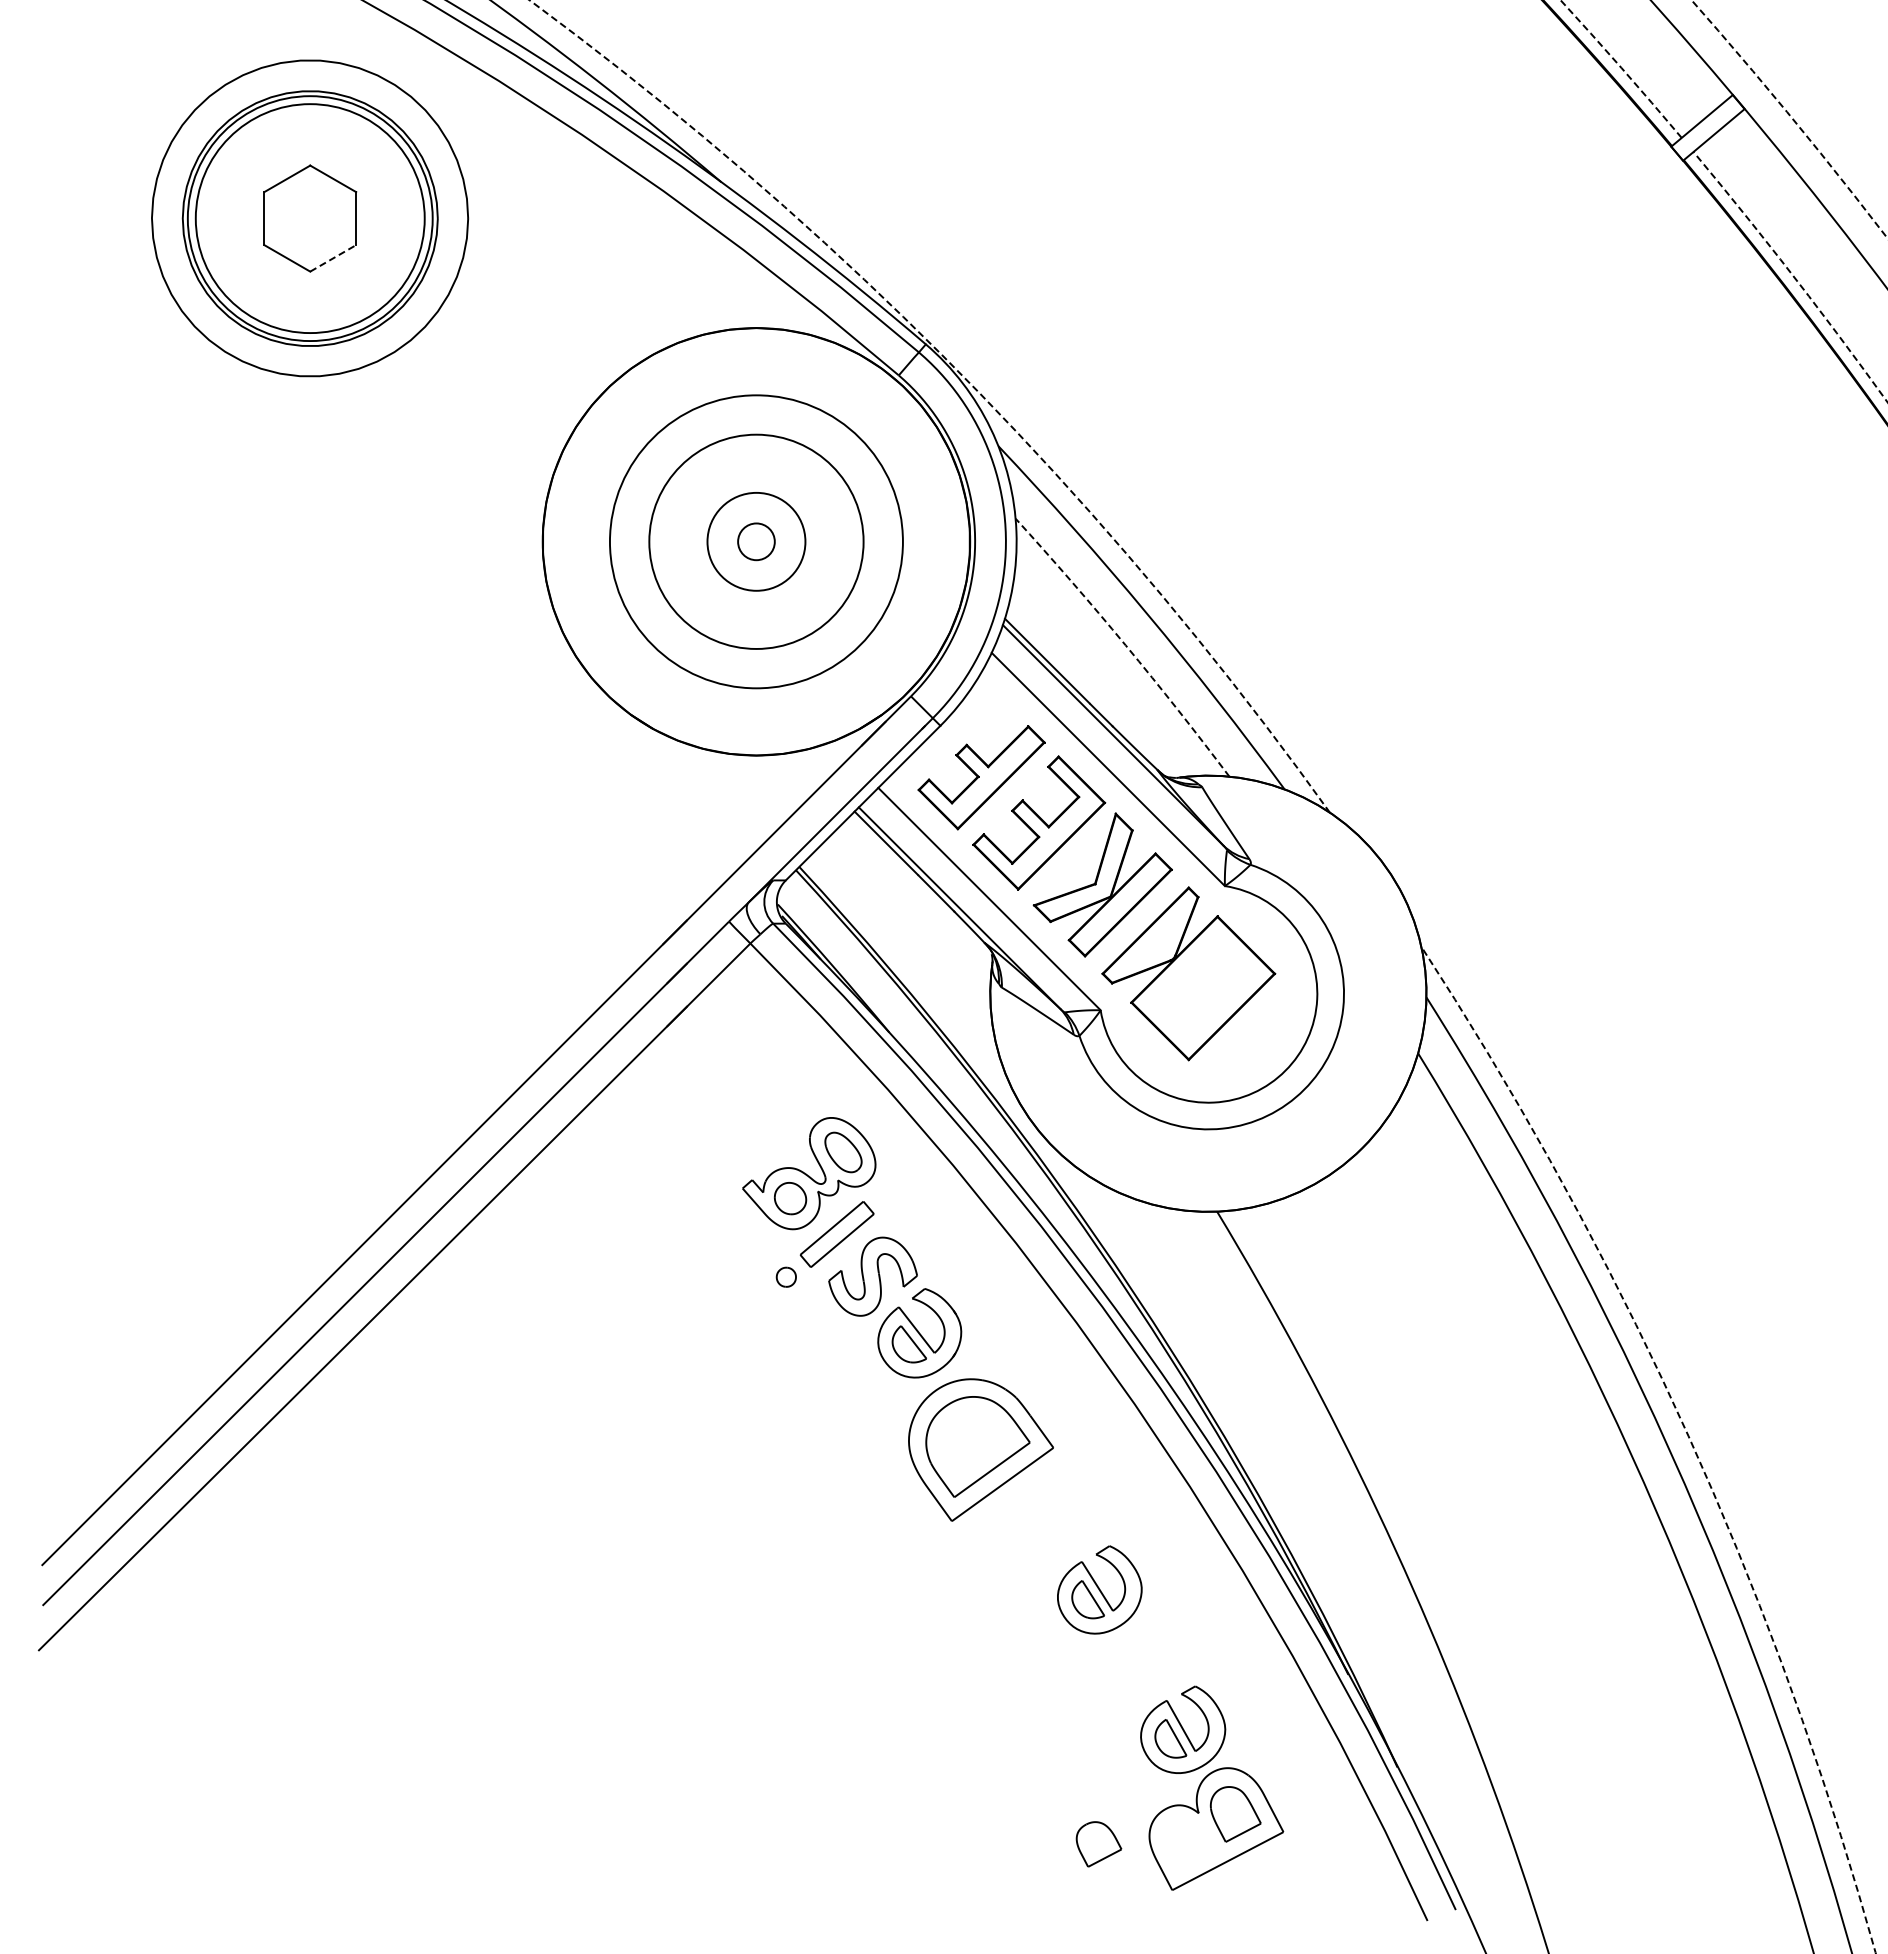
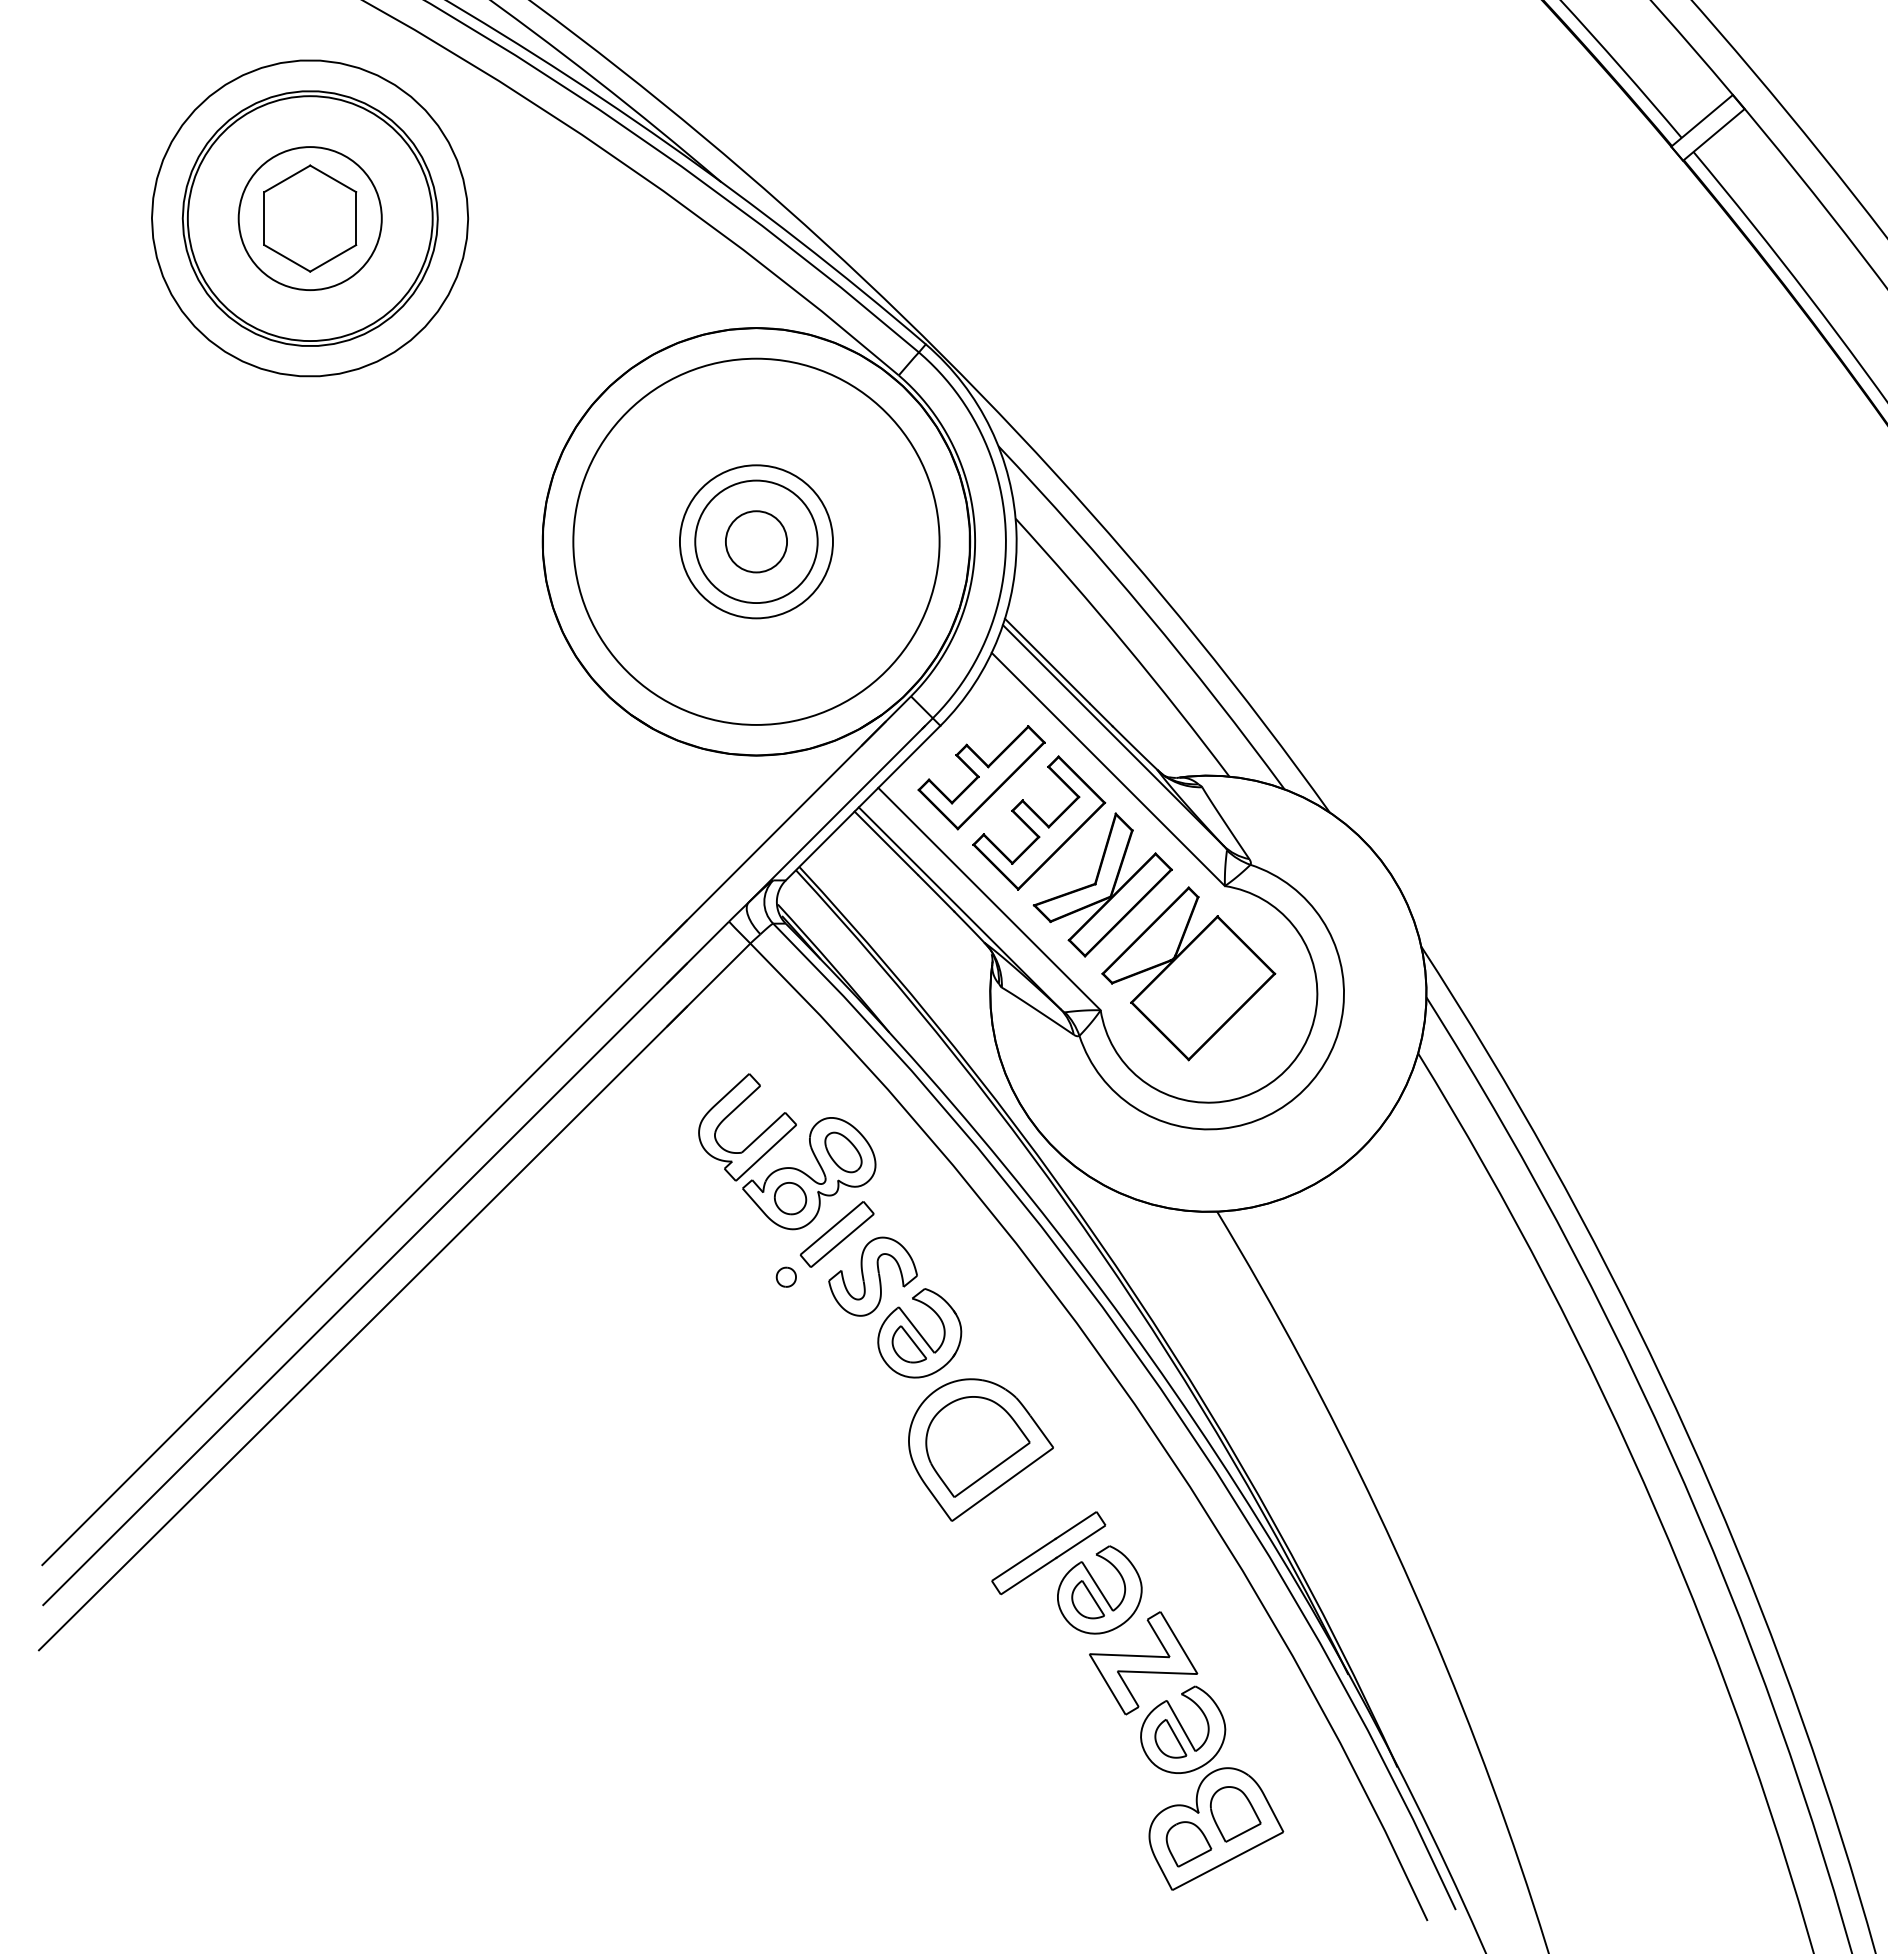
arc: dashed -> solid (1621, 67)
circle: dashed -> solid (1789, 119)
circle diameter: 229 px -> 143 px (309, 218)
line: dashed -> solid (333, 258)
arc: dashed -> solid (1792, 275)
arc: dashed -> solid (961, 374)
circle diameter: 293 px -> 366 px (756, 541)
circle diameter: 214 px -> 153 px (755, 541)
circle diameter: 37 px -> 61 px (756, 541)
circle diameter: 98 px -> 122 px (756, 541)
arc: dashed -> solid (1125, 645)
part: none -> present (757, 1136)
arc: dashed -> solid (1687, 1433)
part: none -> present (1048, 1553)
part: none -> present (1143, 1663)
part position: (1098, 1844) -> (1188, 1844) (1188, 1844)
